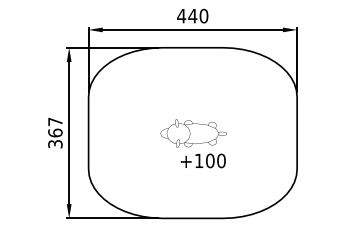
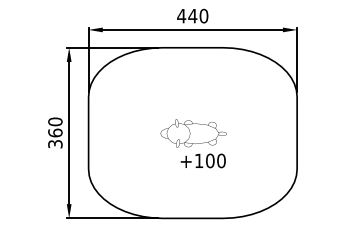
text: 367 -> 360 (55, 121)
